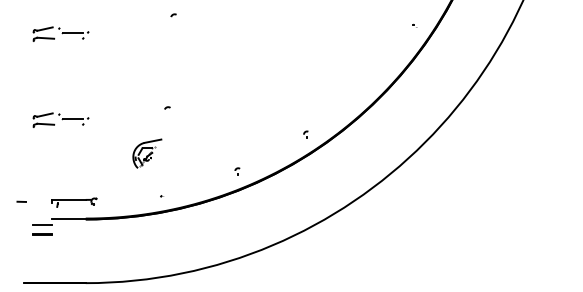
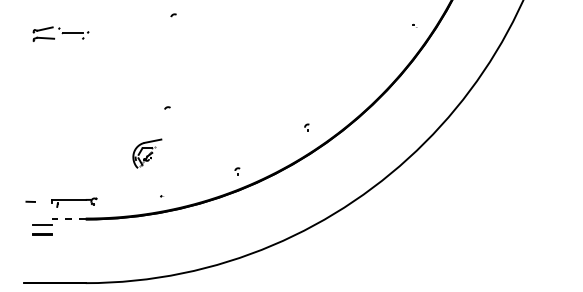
part: present -> none (60, 119)
part position: (305, 134) -> (306, 127) (306, 127)
line position: (21, 201) -> (30, 201) (30, 201)
line: solid -> dashed (68, 218)
